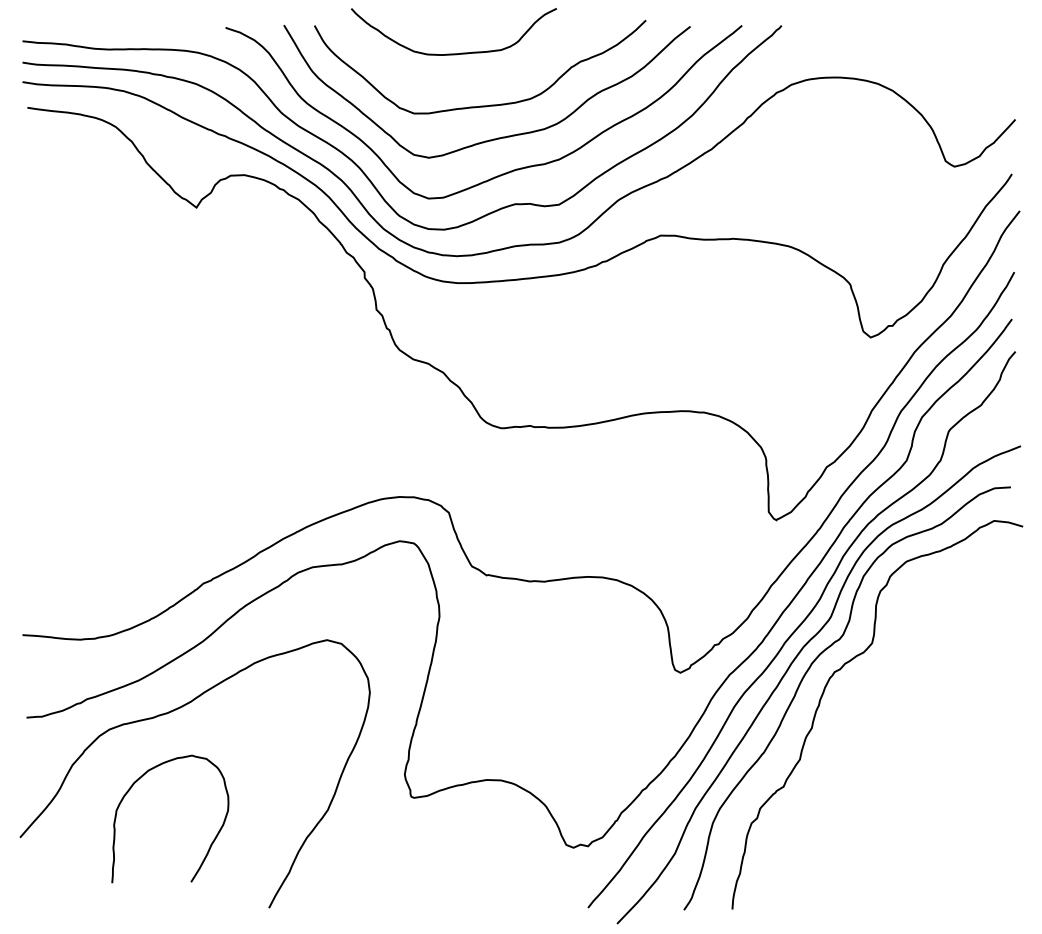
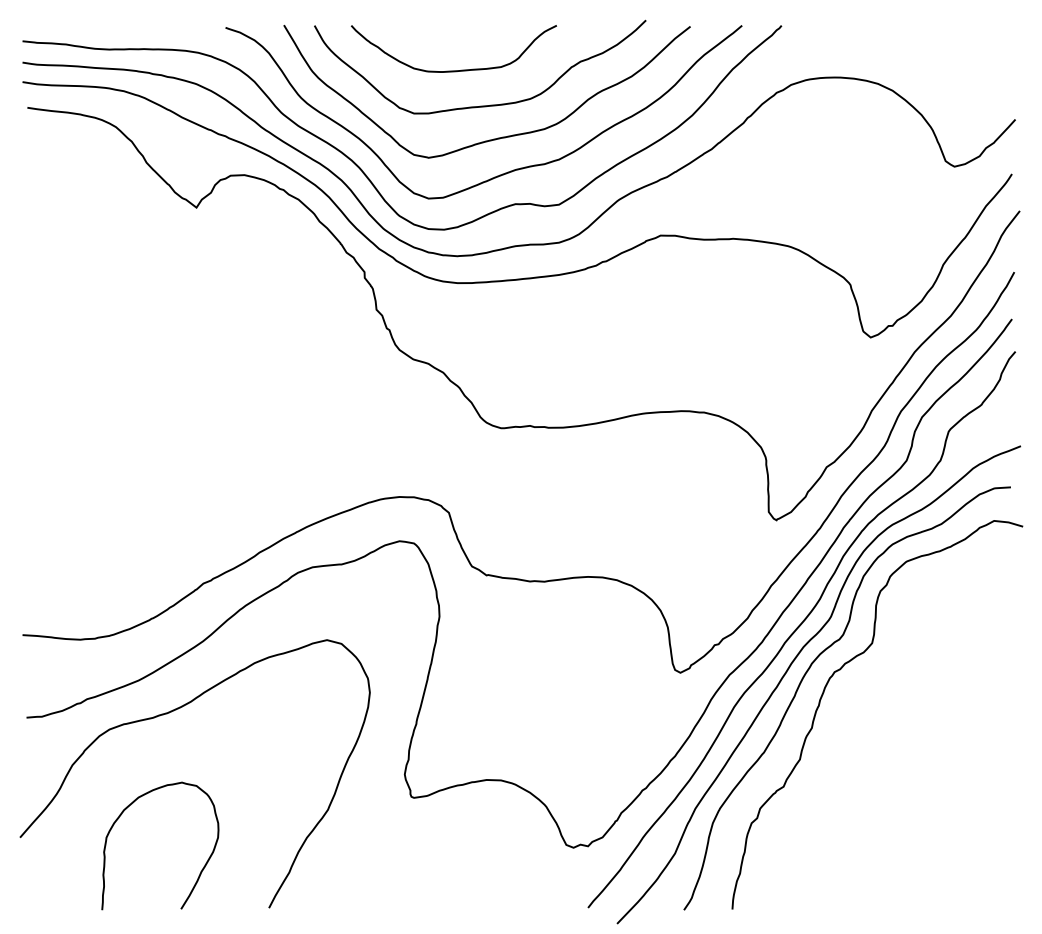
curve position: (453, 53) -> (453, 70) (453, 70)
curve position: (211, 842) -> (201, 869) (201, 869)
